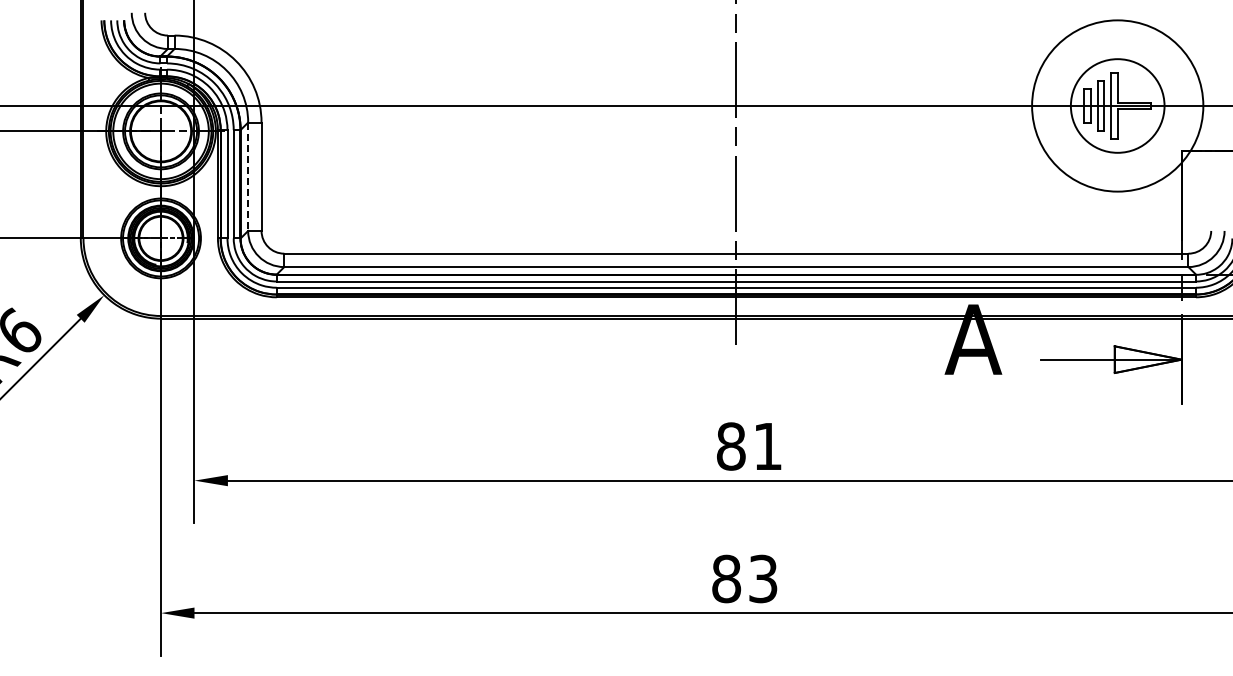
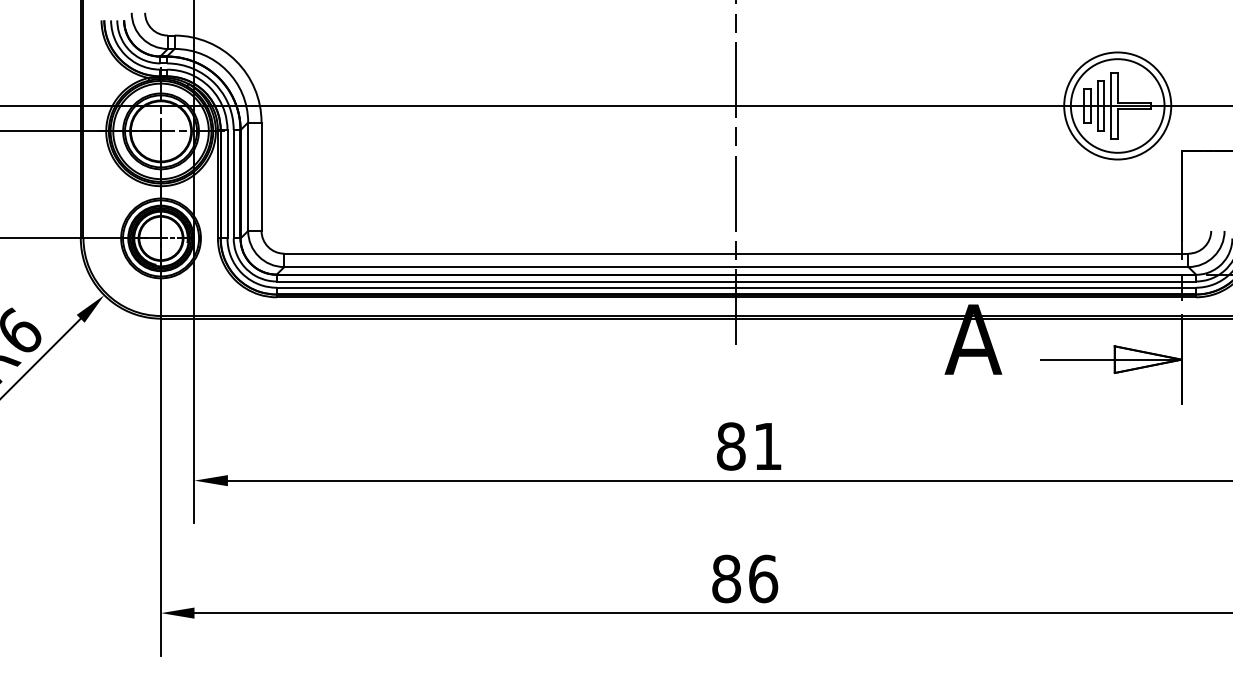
circle diameter: 171 px -> 107 px (1117, 105)
line: dashed -> solid (248, 177)
text: 83 -> 86 (763, 578)
